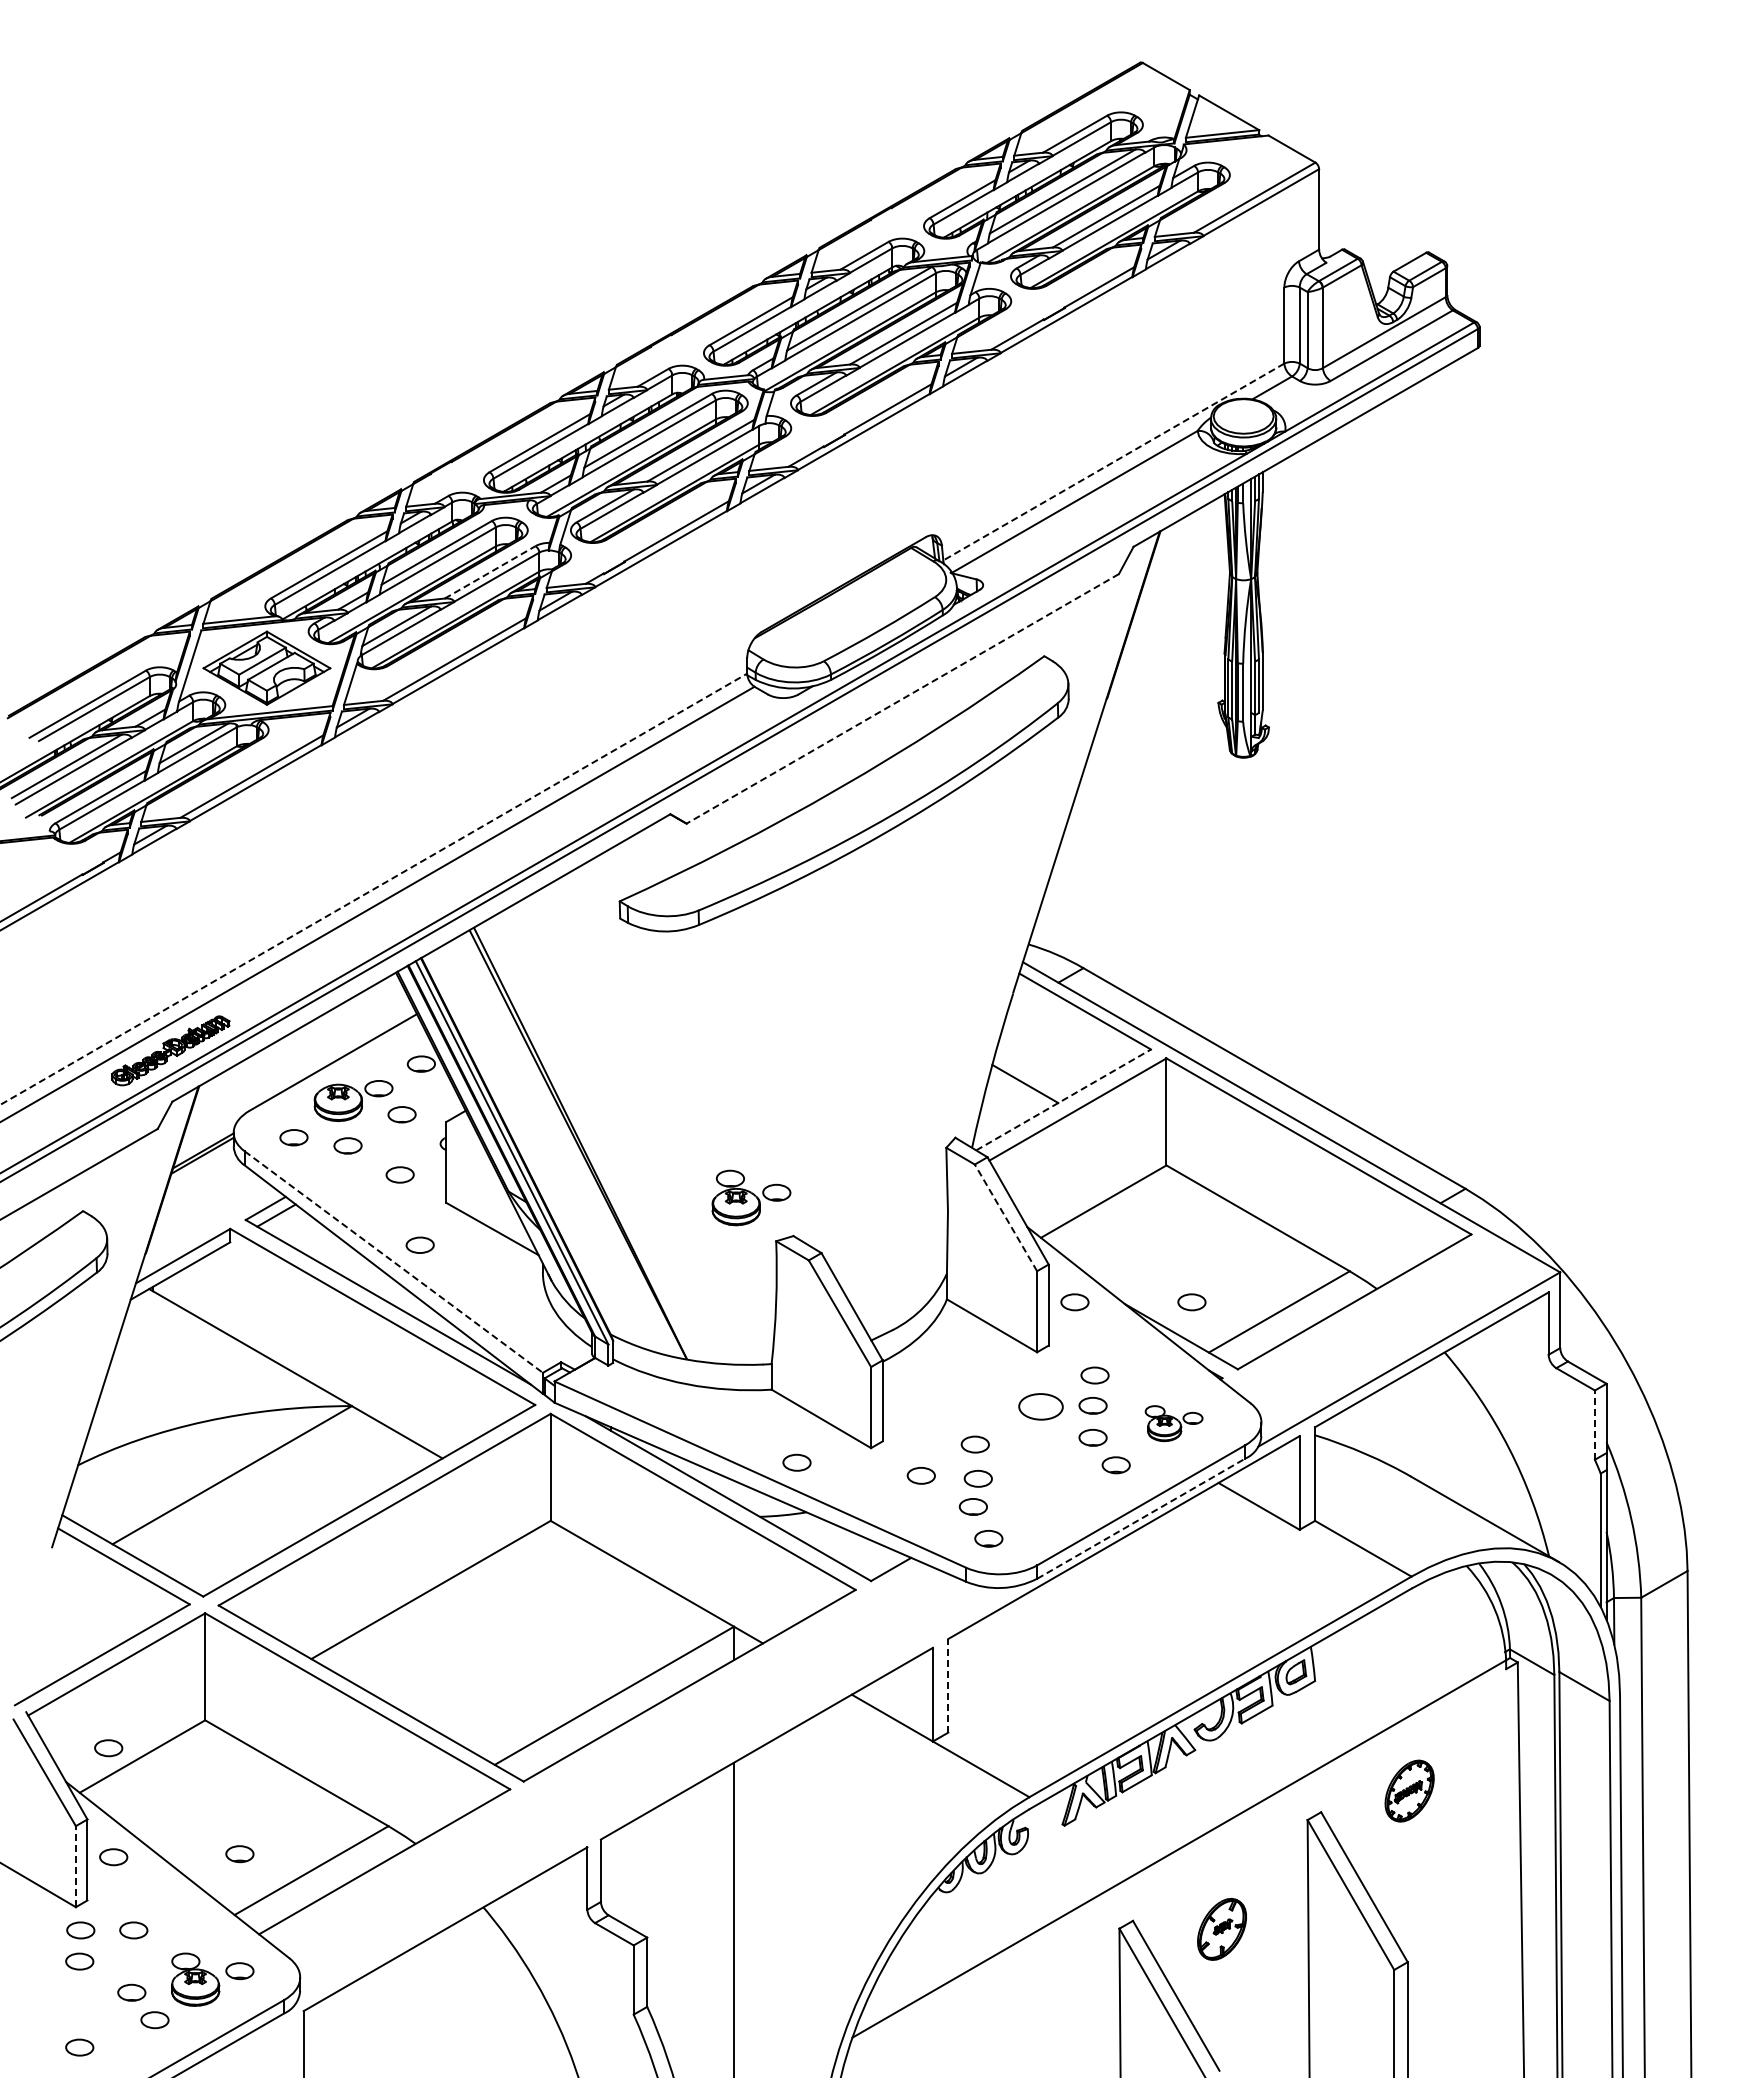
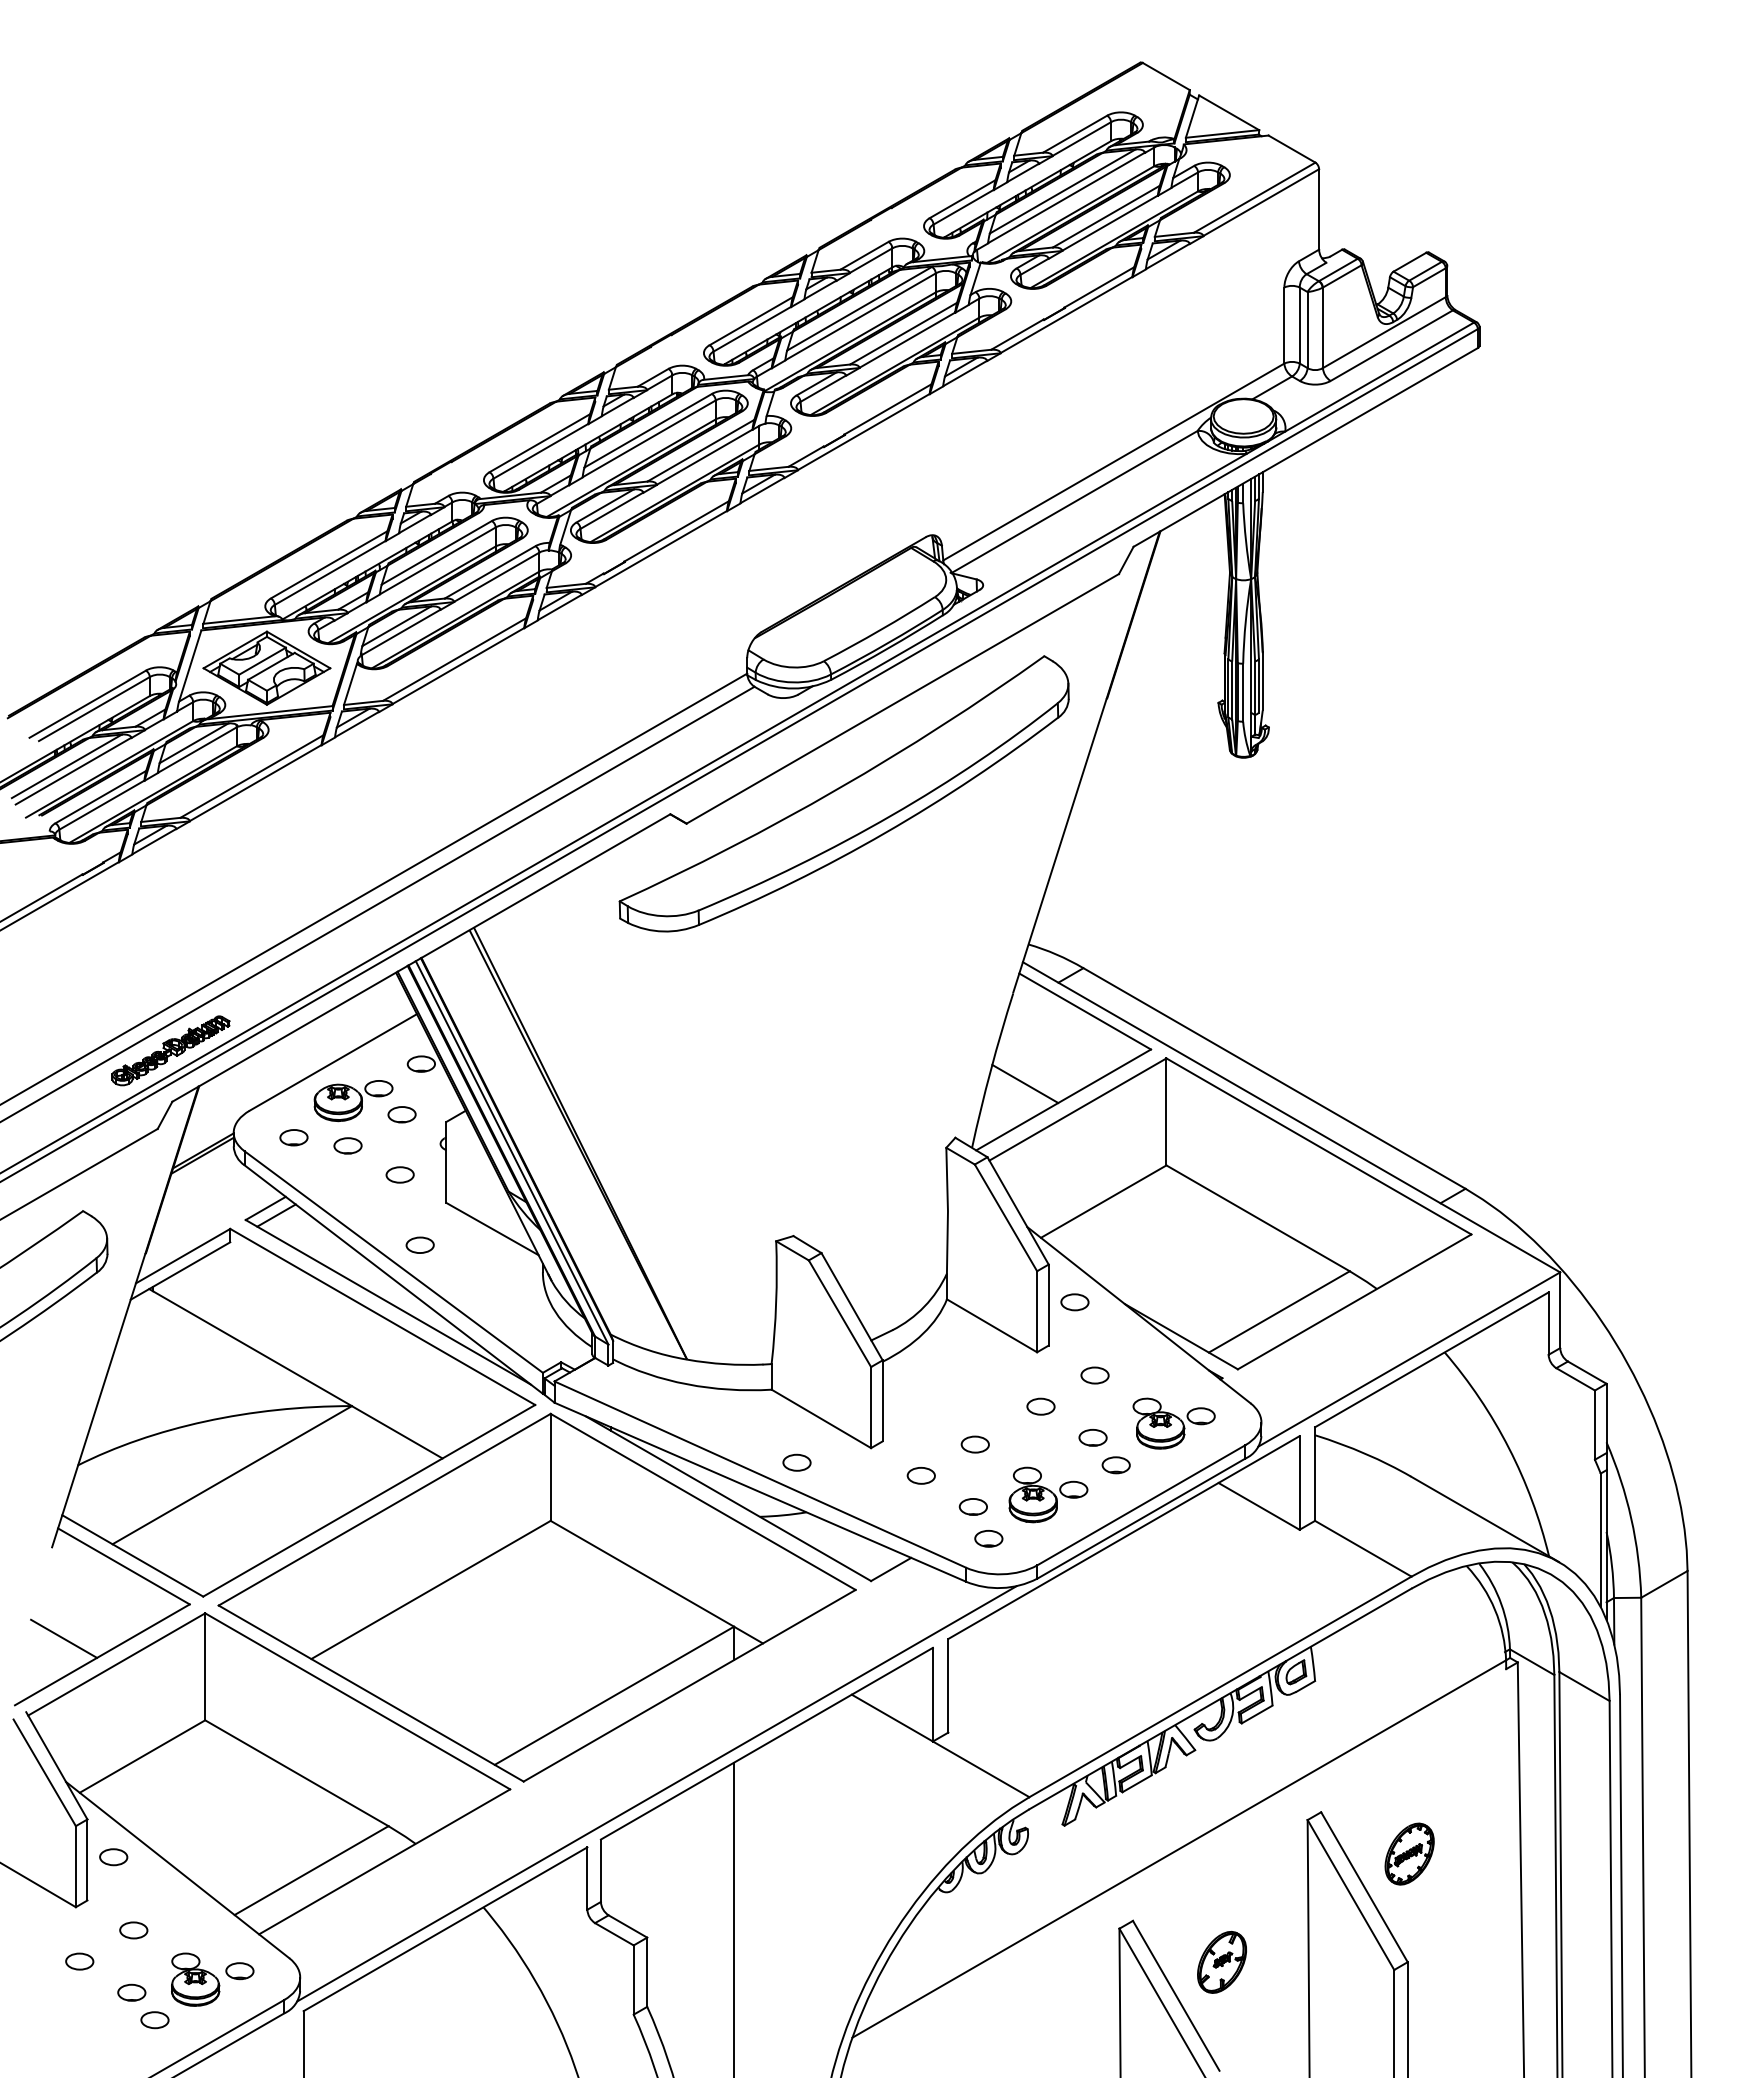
line: dashed -> solid (1113, 462)
line: dashed -> solid (490, 572)
line: dashed -> solid (902, 698)
line: dashed -> solid (374, 889)
line: dashed -> solid (1063, 1099)
part position: (751, 1197) -> (1048, 1494) (1048, 1494)
line: dashed -> solid (1005, 1217)
line: dashed -> solid (393, 1262)
part: present -> none (1191, 1302)
part: present -> none (1092, 1405)
part size: 46x28 px -> 30x19 px (1040, 1406)
part size: 60x38 px -> 84x53 px (1173, 1423)
line: dashed -> solid (1594, 1425)
part: present -> none (977, 1478)
line: dashed -> solid (1141, 1518)
line: none -> present (64, 1638)
line: dashed -> solid (948, 1685)
part: present -> none (108, 1748)
part position: (1409, 1790) -> (1409, 1853) (1409, 1853)
line: none -> present (656, 1793)
part: present -> none (239, 1854)
line: dashed -> solid (75, 1866)
part position: (1221, 1928) -> (1221, 1961) (1221, 1961)
part: present -> none (80, 1930)
part: present -> none (79, 2047)
